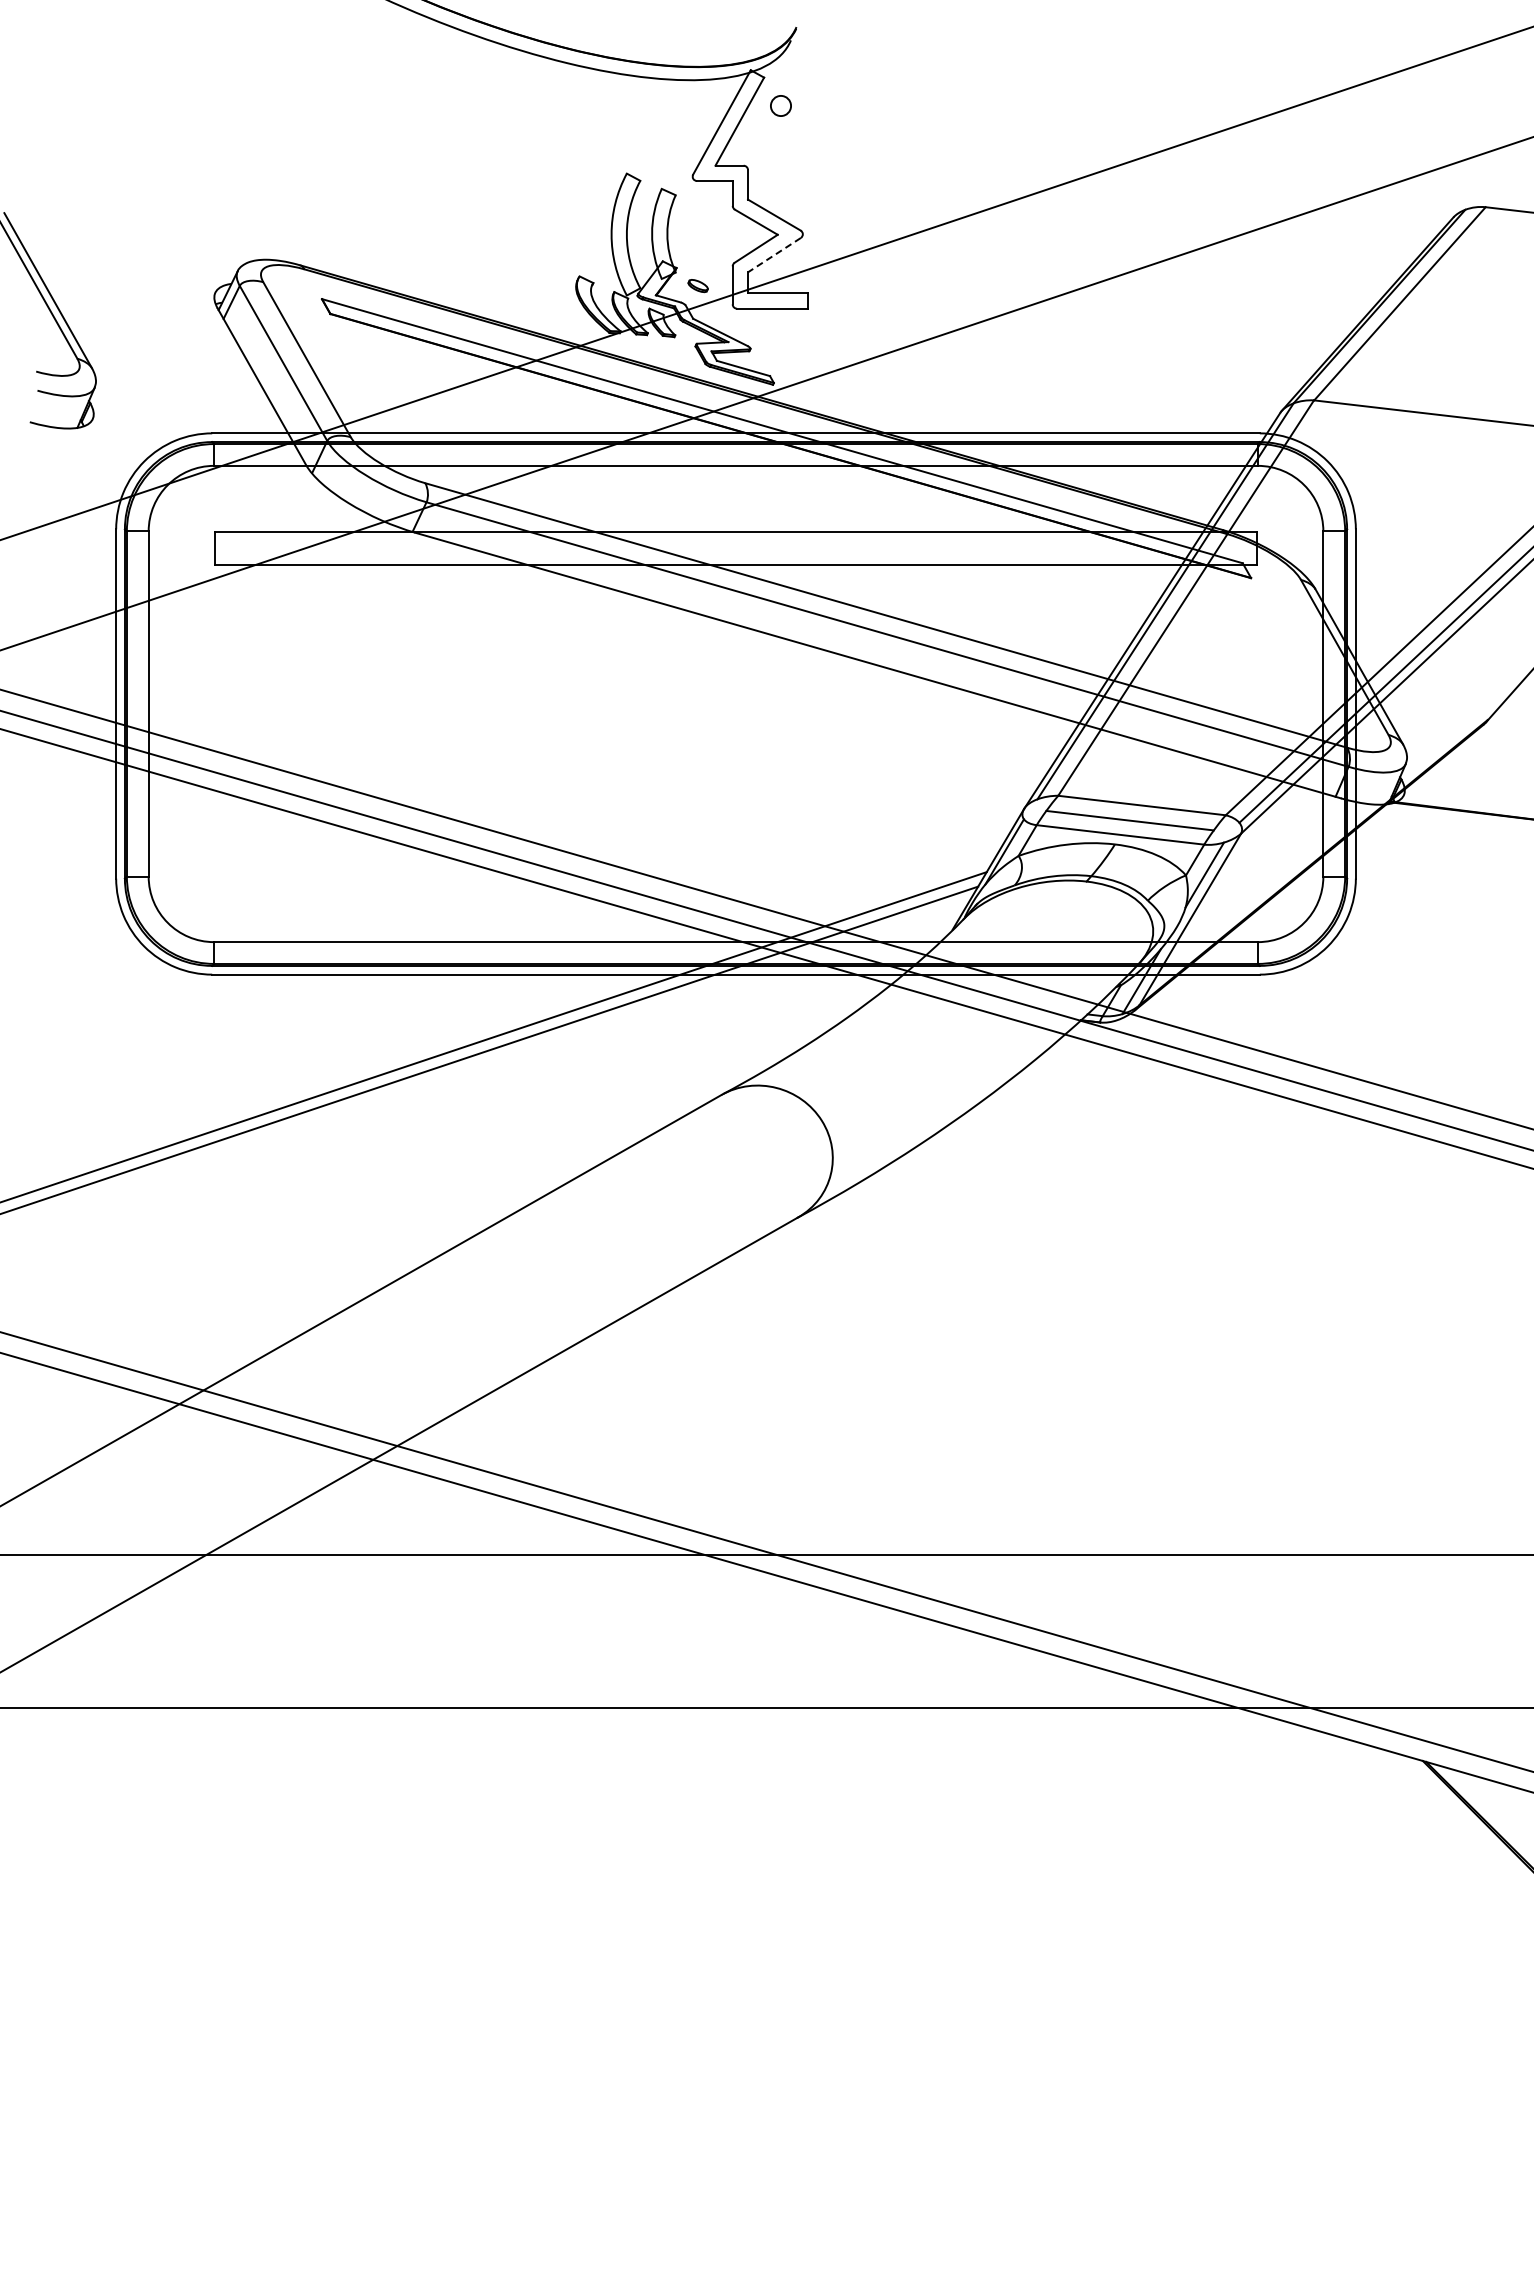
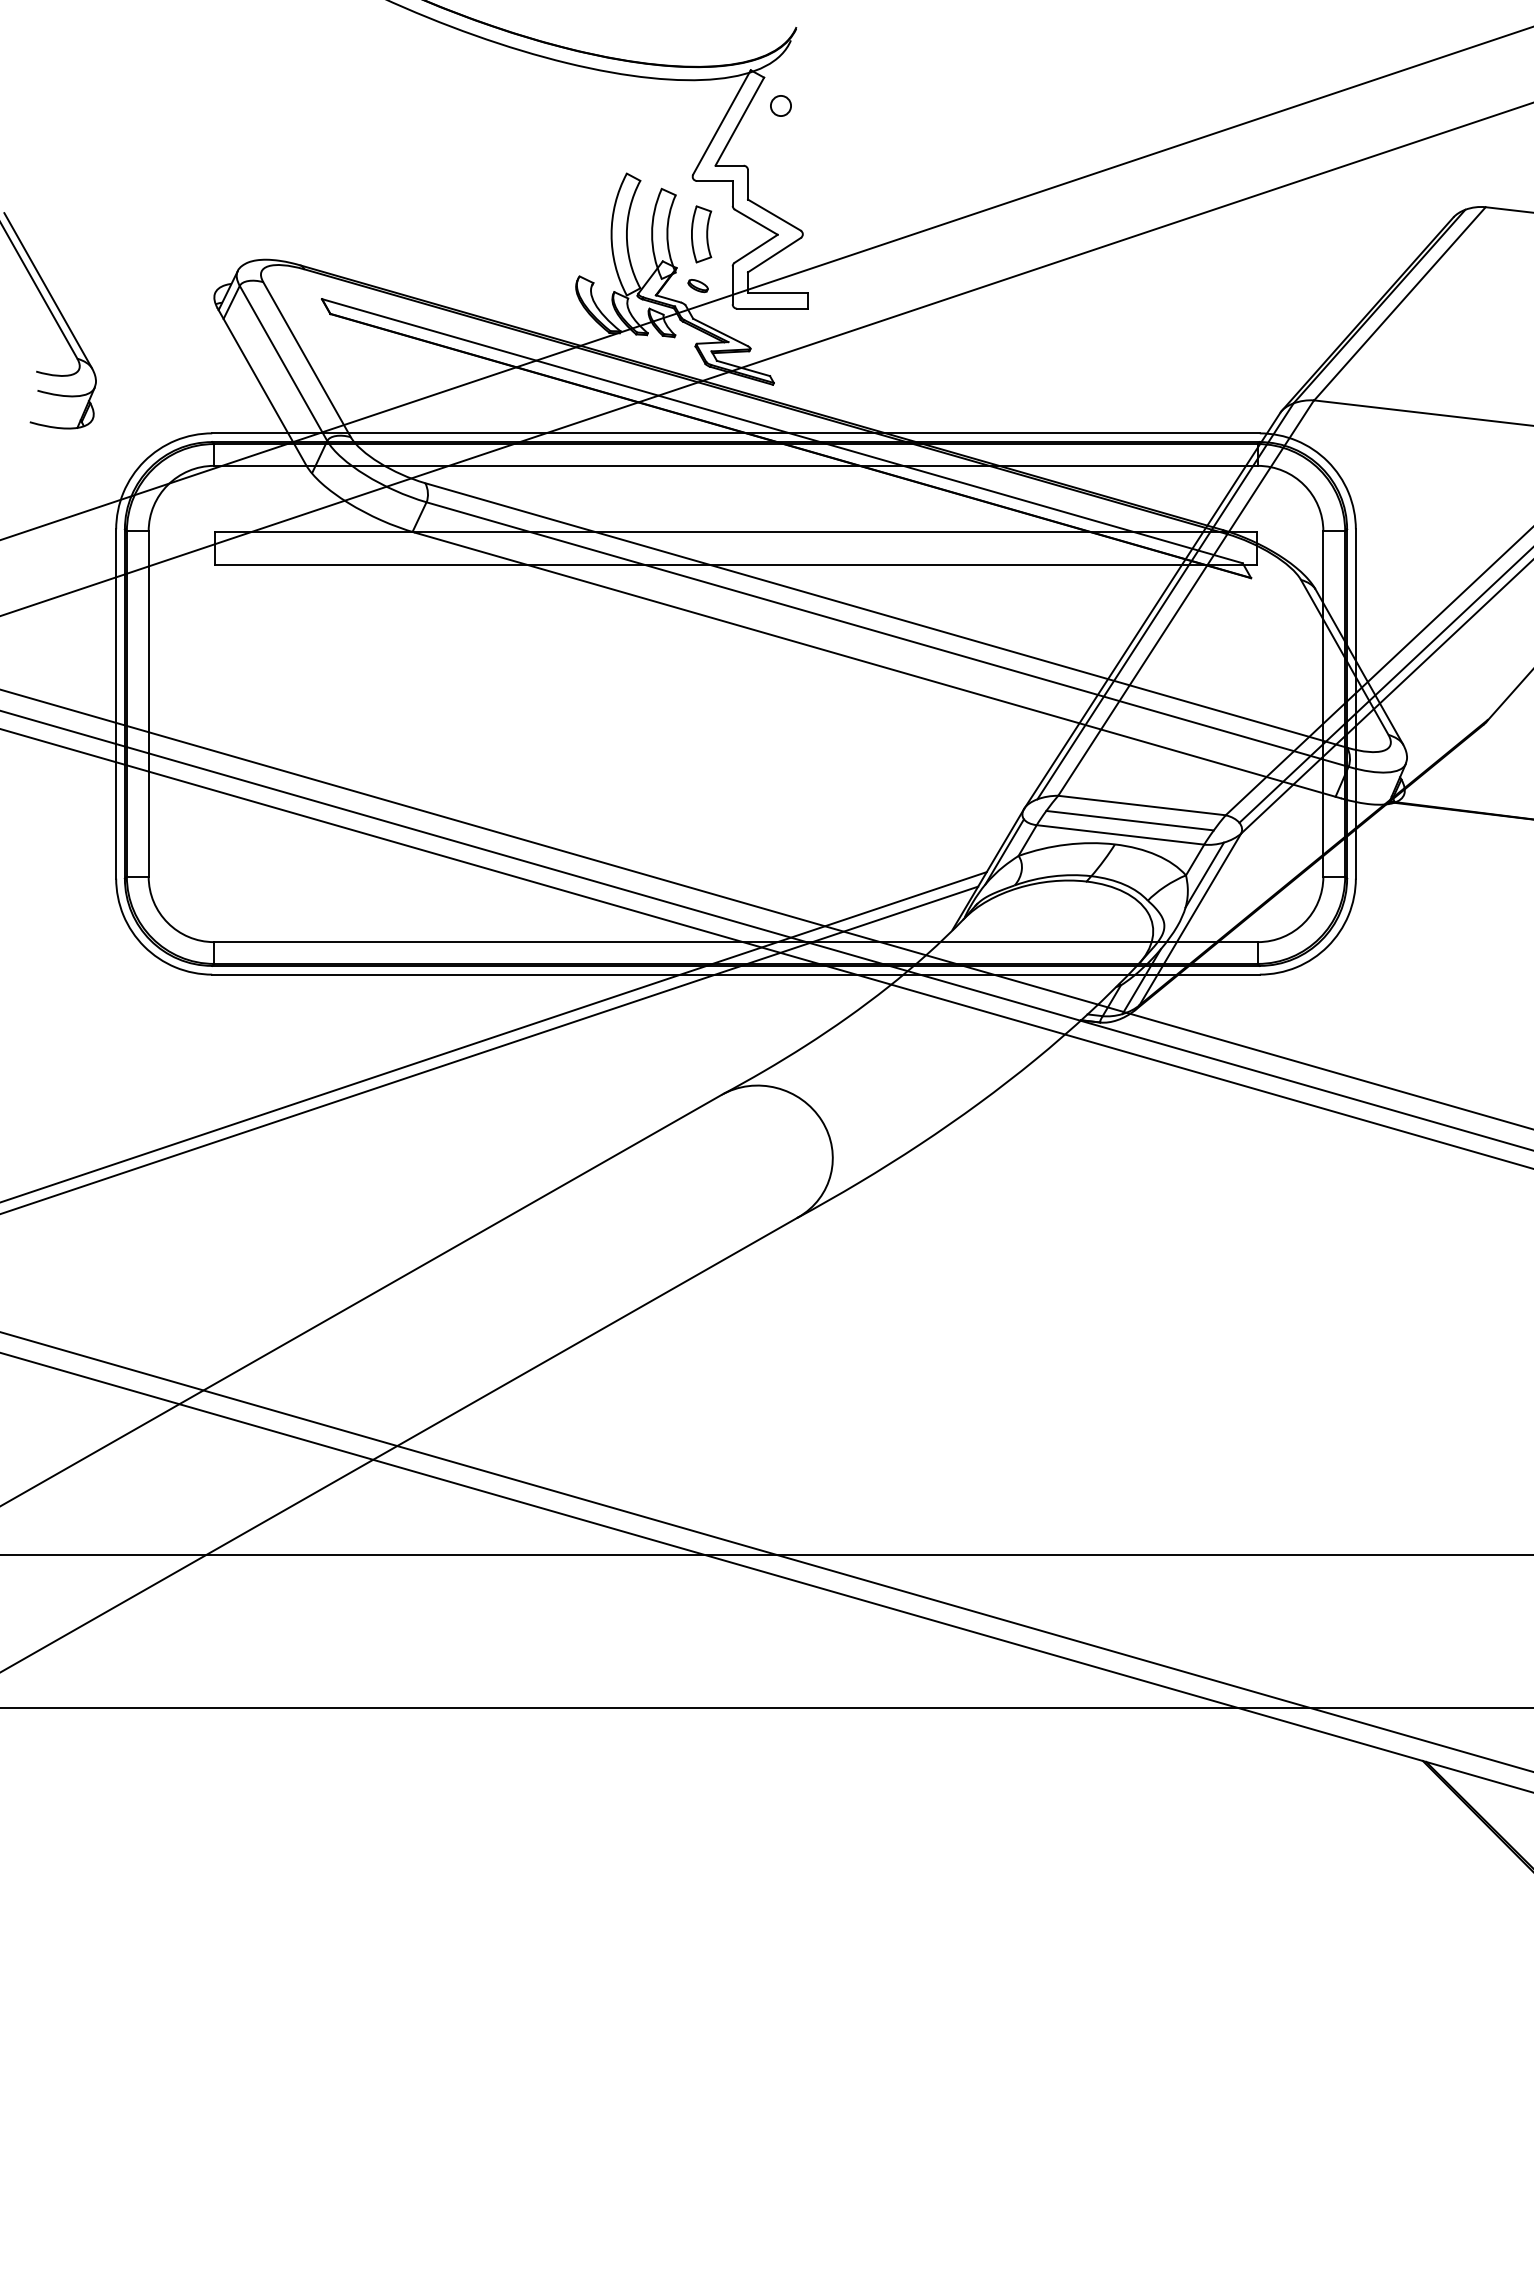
part: none -> present (701, 234)
line: dashed -> solid (774, 255)
line position: (766, 393) -> (766, 359) (766, 359)
